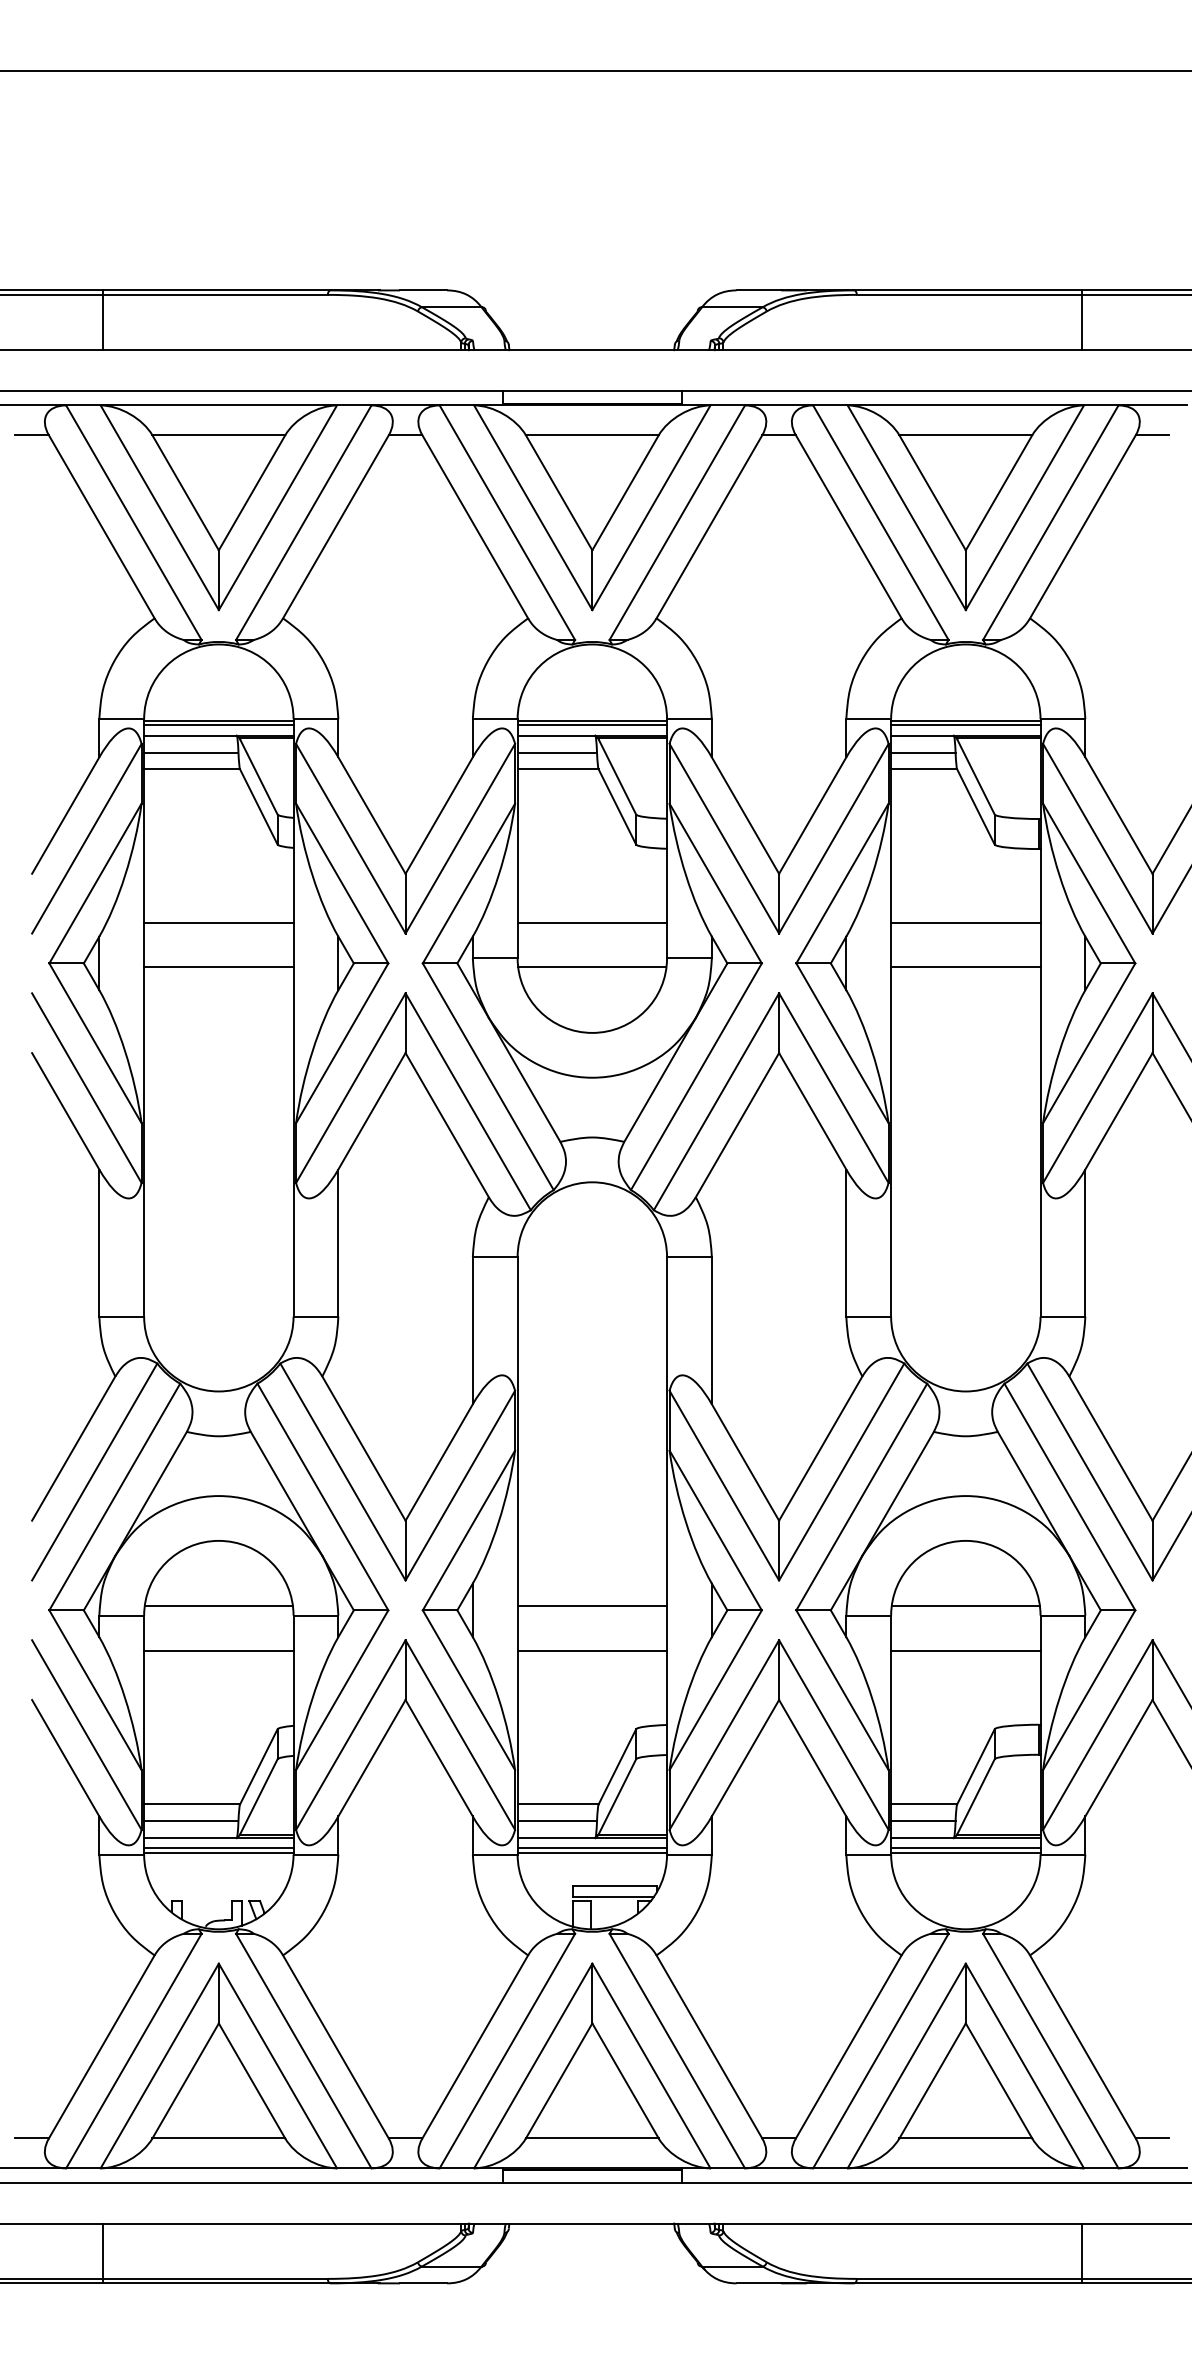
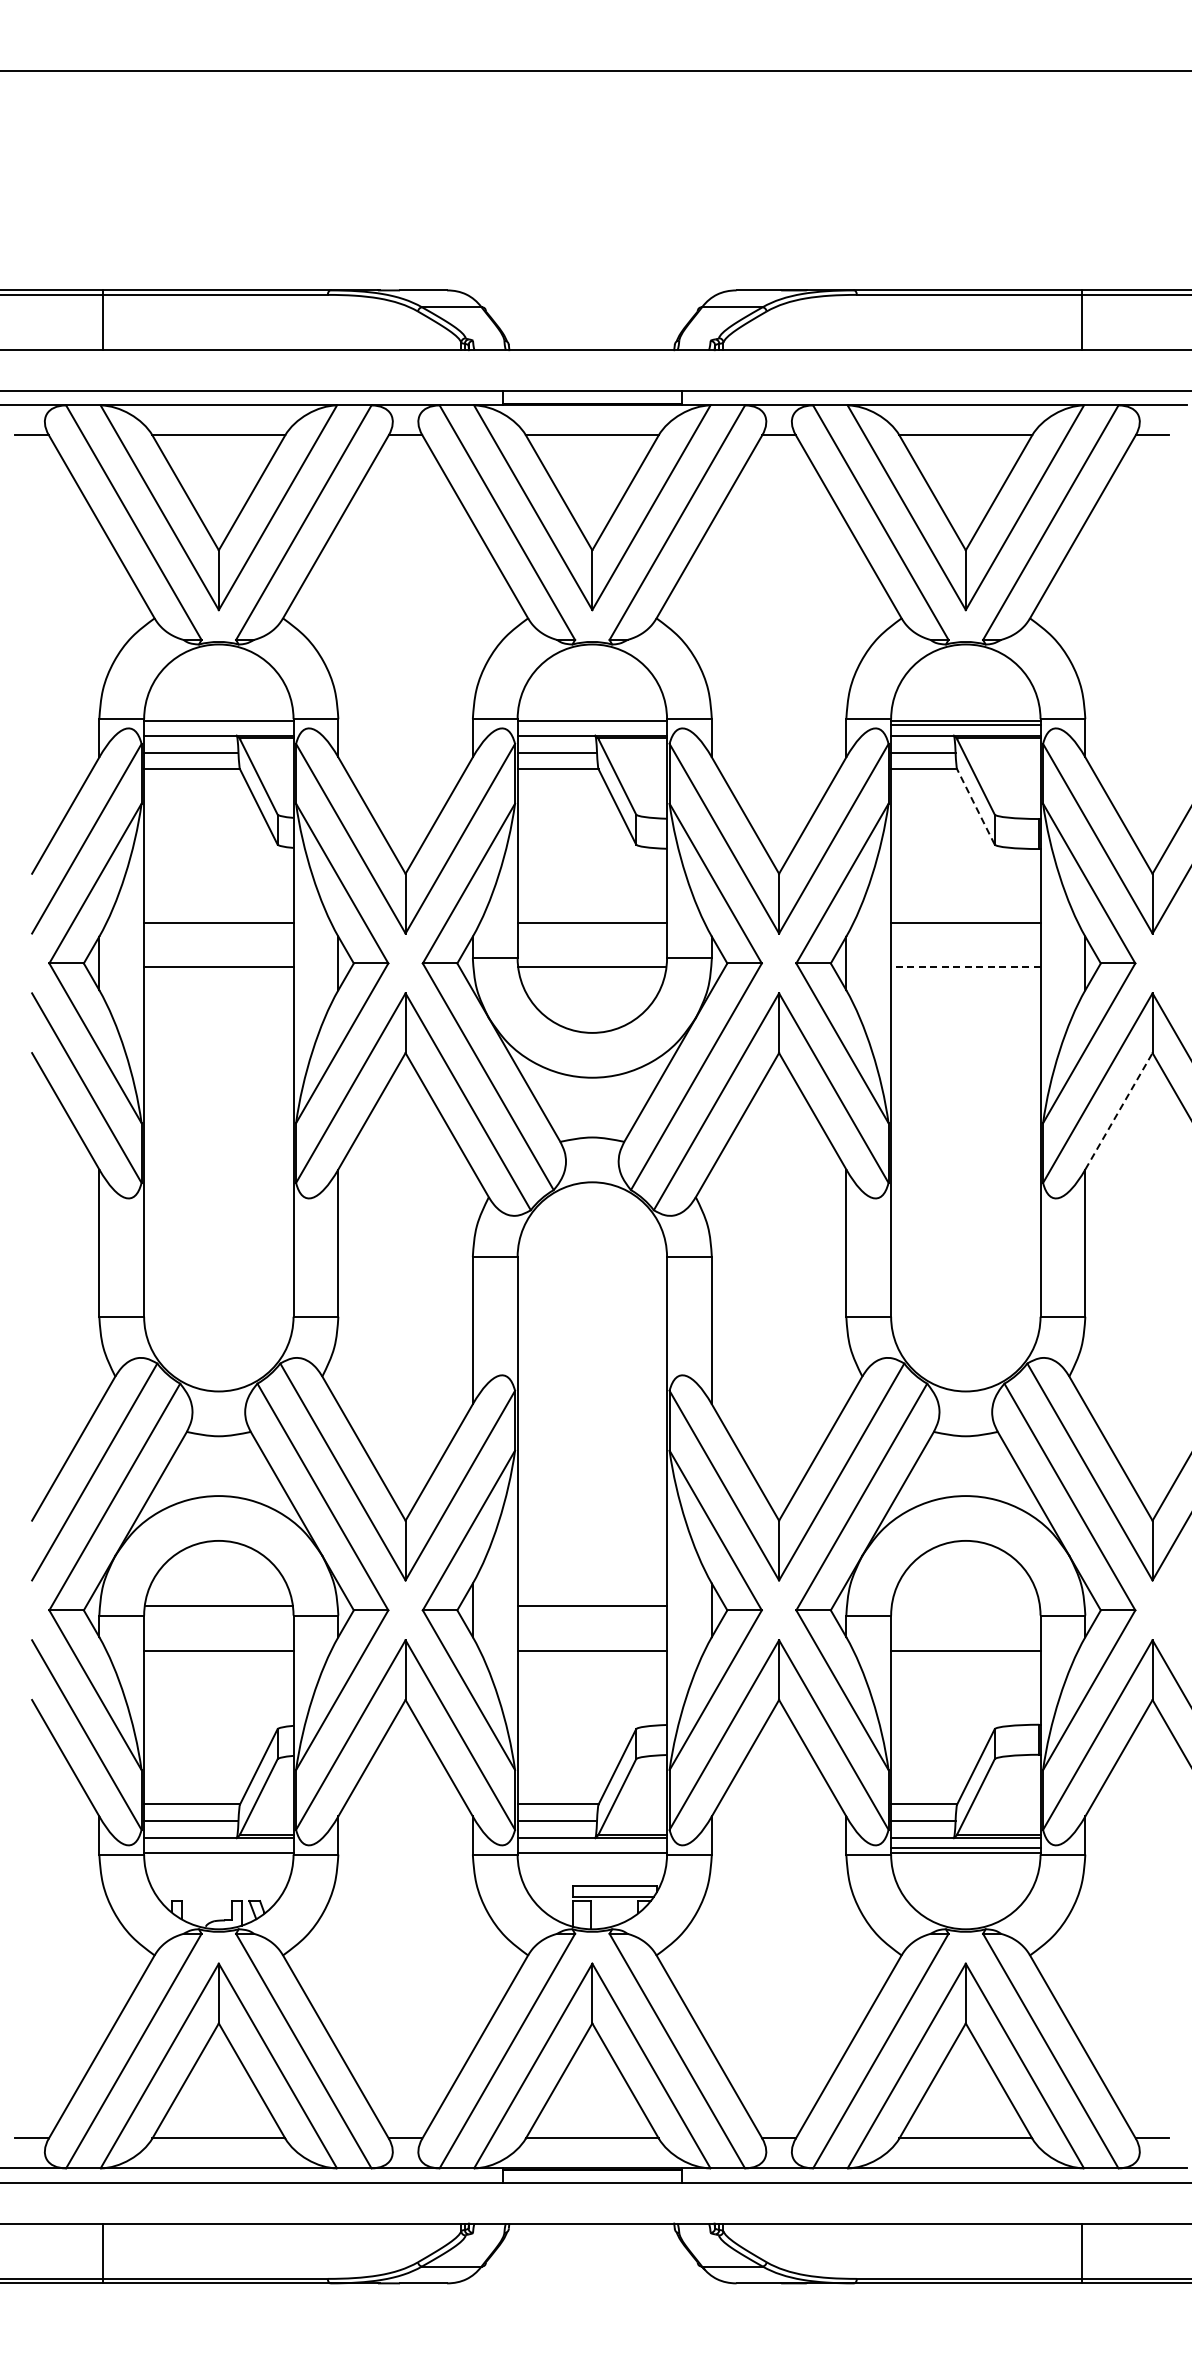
line: present -> none (218, 725)
line: present -> none (592, 725)
line: solid -> dashed (975, 806)
line: solid -> dashed (965, 967)
line: solid -> dashed (1119, 1110)
line: present -> none (965, 1606)
line: present -> none (218, 1848)
line: present -> none (592, 1848)
